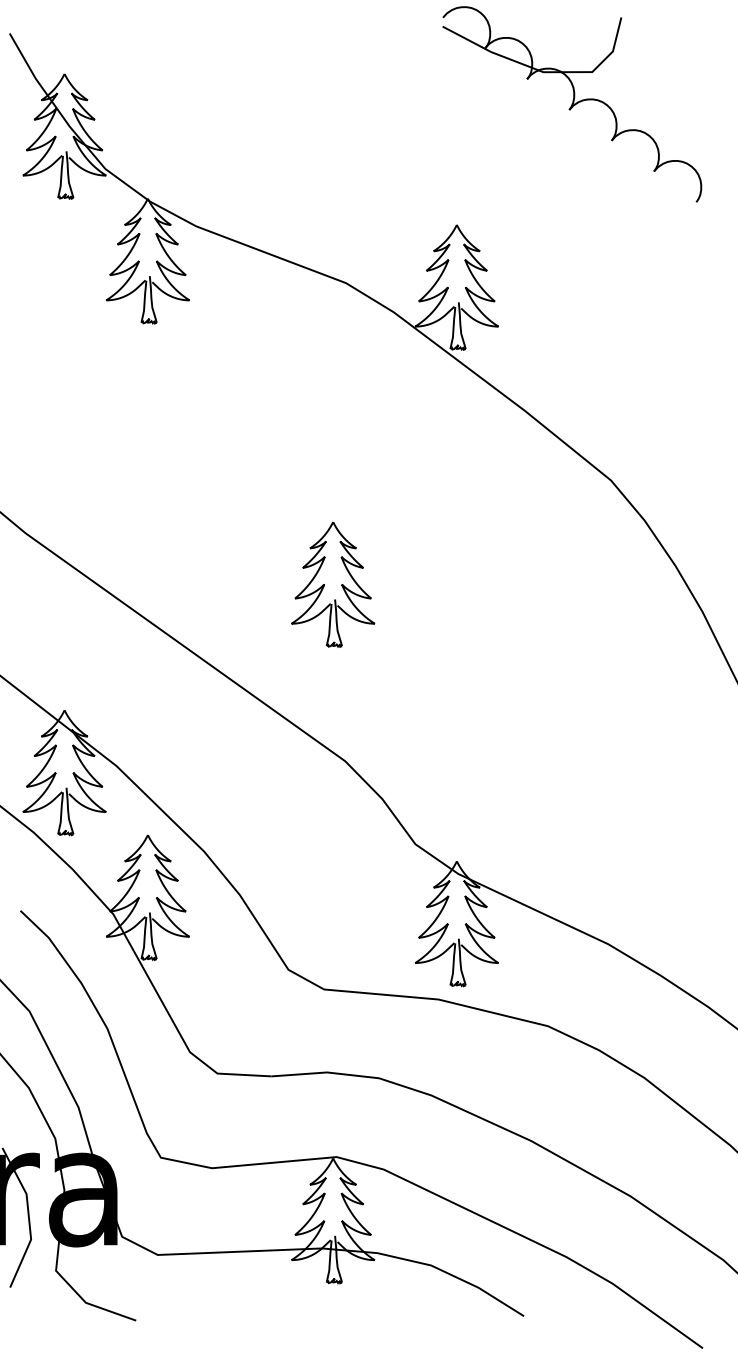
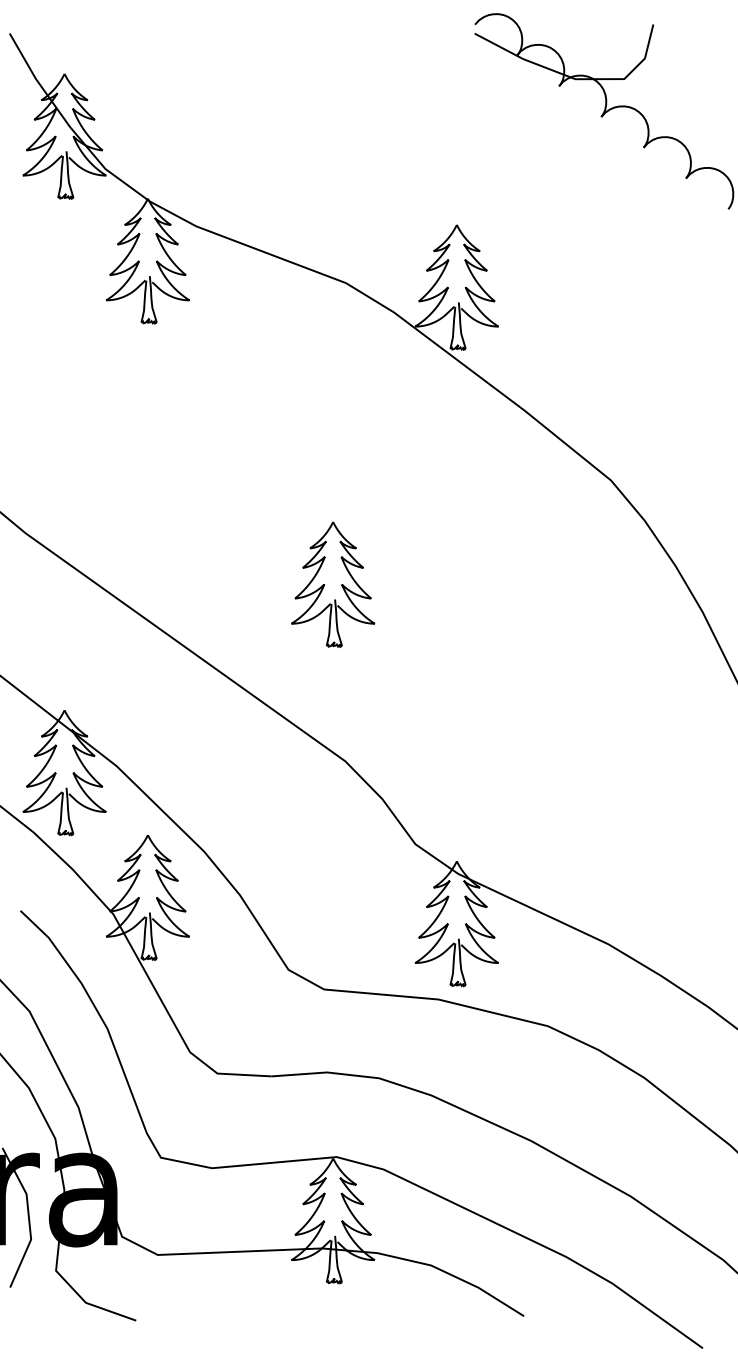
part position: (572, 104) -> (604, 111) (604, 111)
